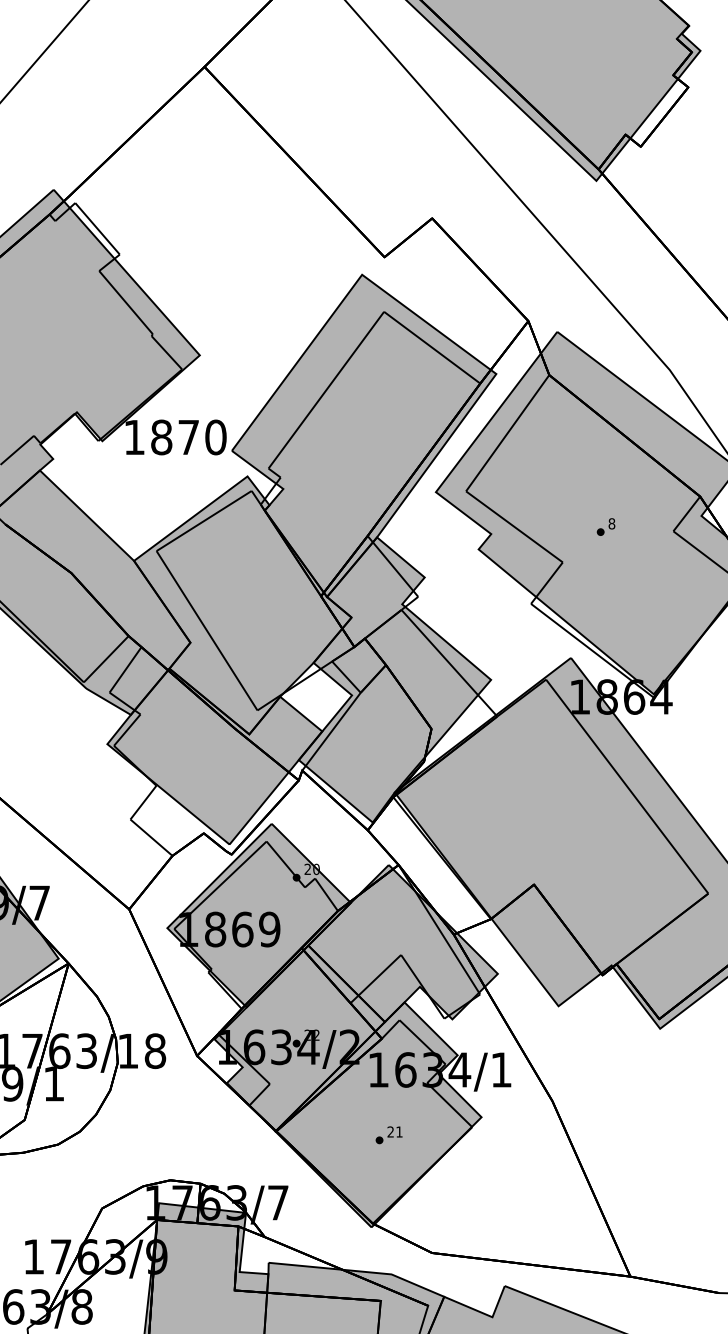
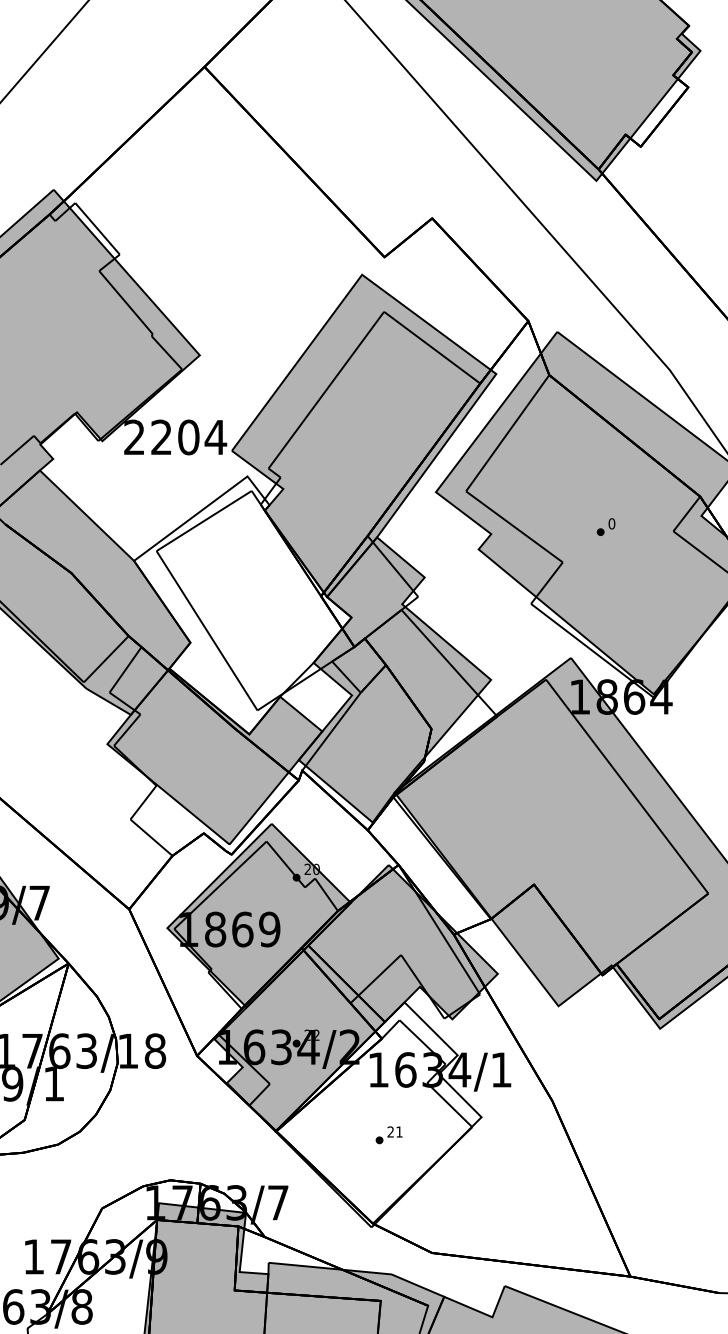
text: 1870 -> 2204 (175, 437)
text: 8 -> 0 (611, 523)
fill: present -> none (242, 605)
fill: present -> none (378, 1114)
